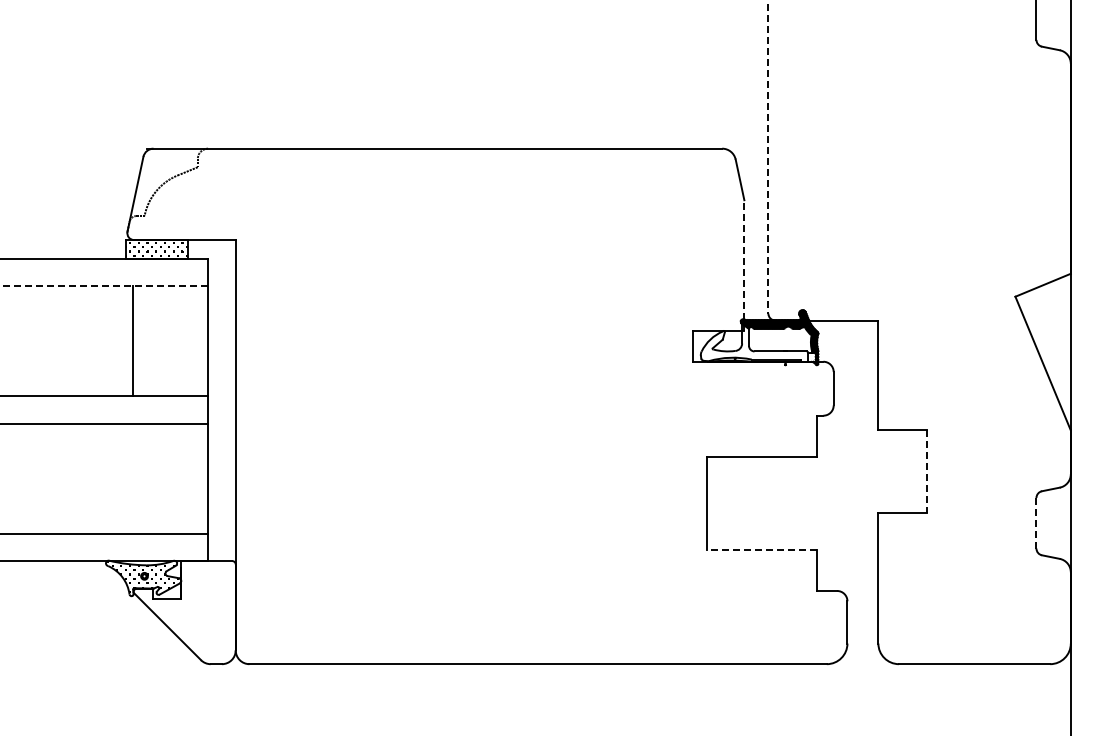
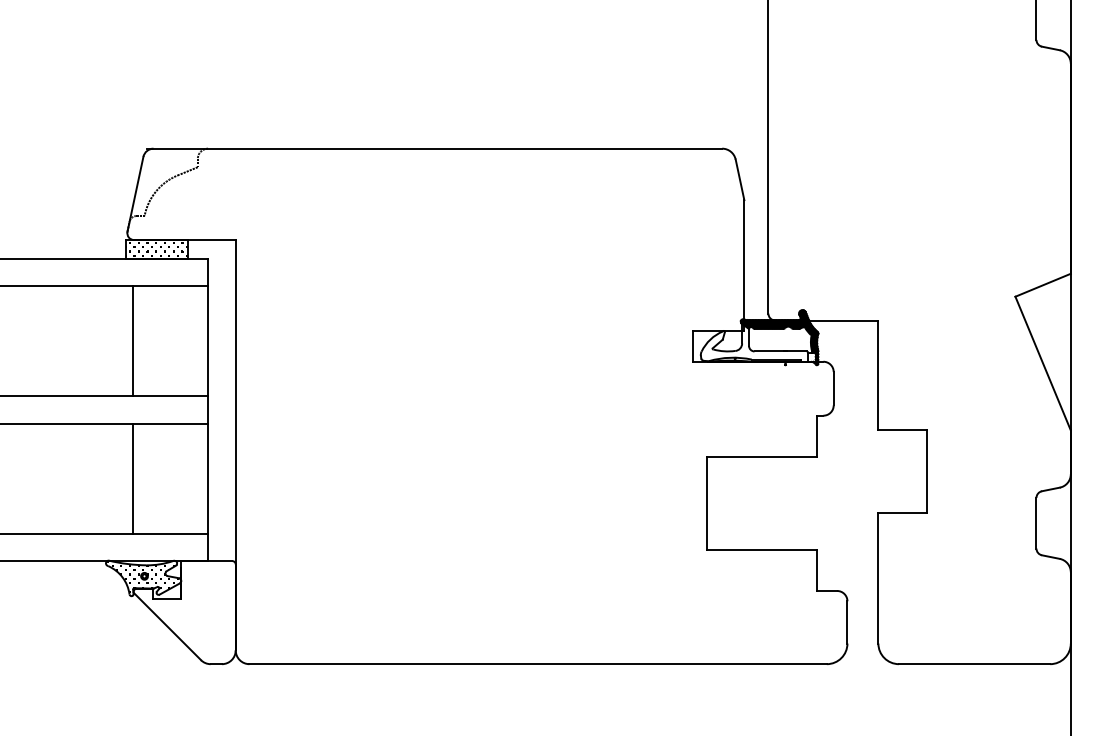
line: dashed -> solid (768, 156)
line: dashed -> solid (744, 265)
line: dashed -> solid (104, 286)
line: dashed -> solid (926, 472)
line: none -> present (132, 478)
line: dashed -> solid (1036, 523)
line: dashed -> solid (761, 549)
